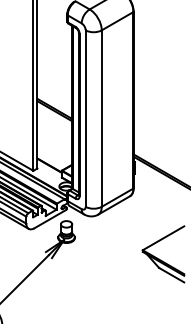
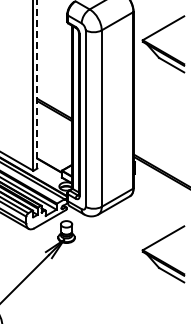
part: none -> present (163, 44)
line: solid -> dashed (37, 84)
